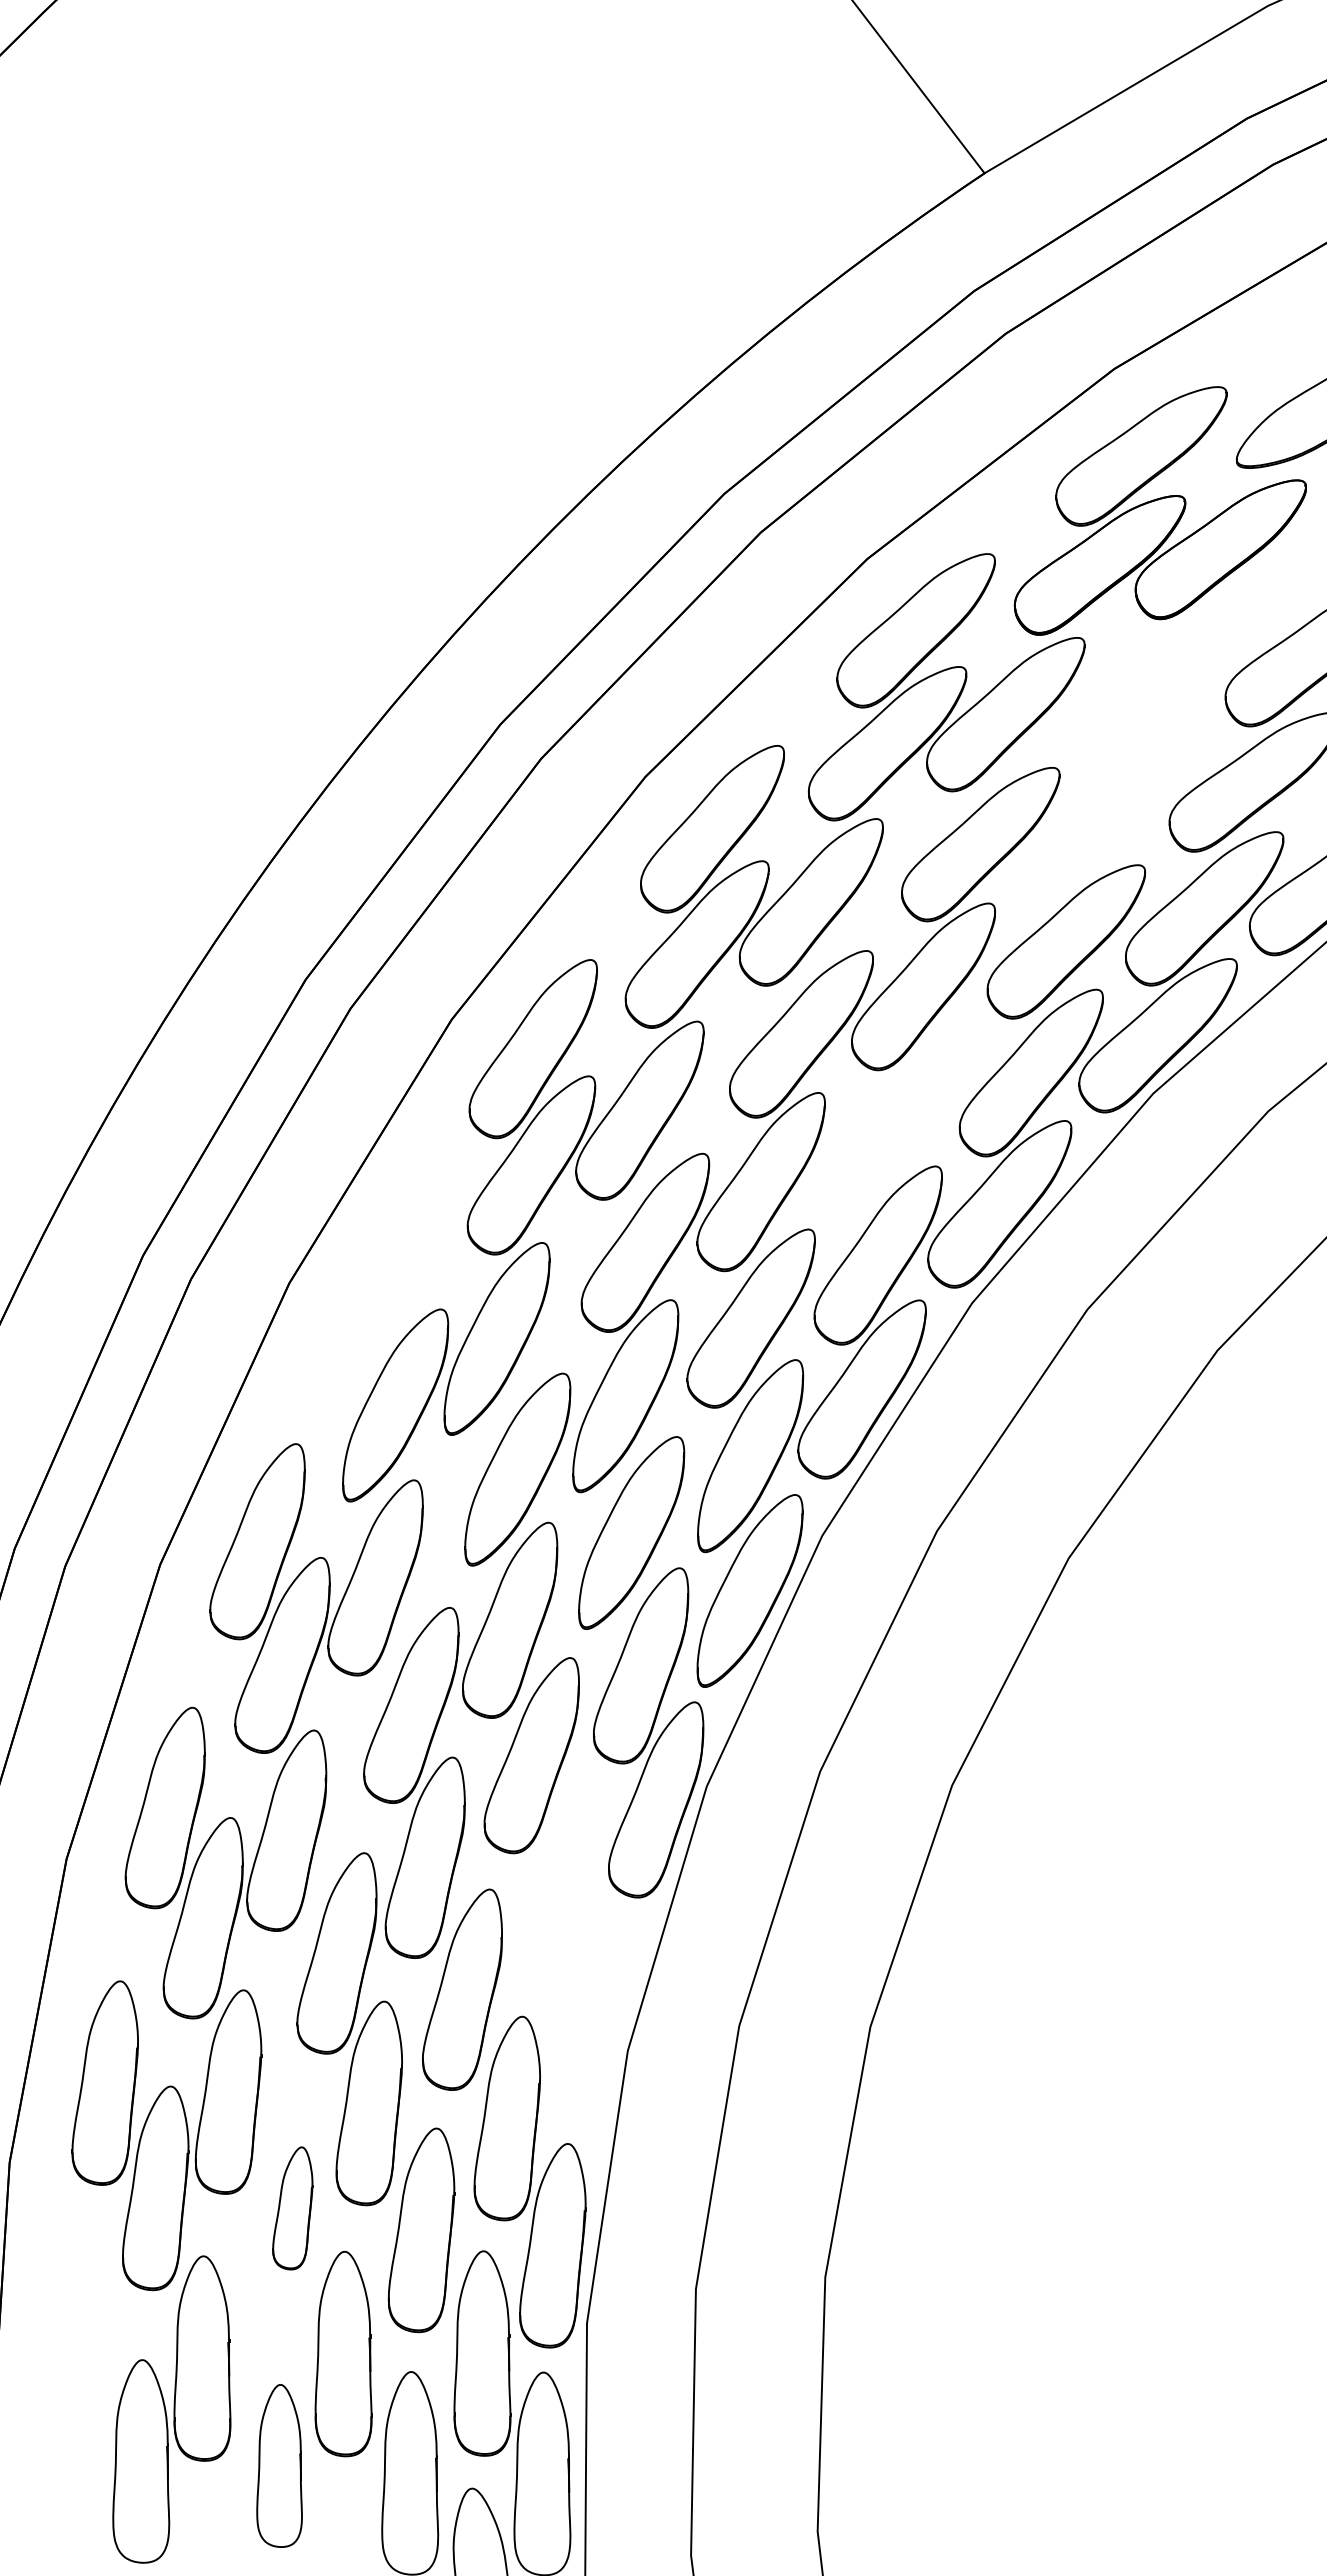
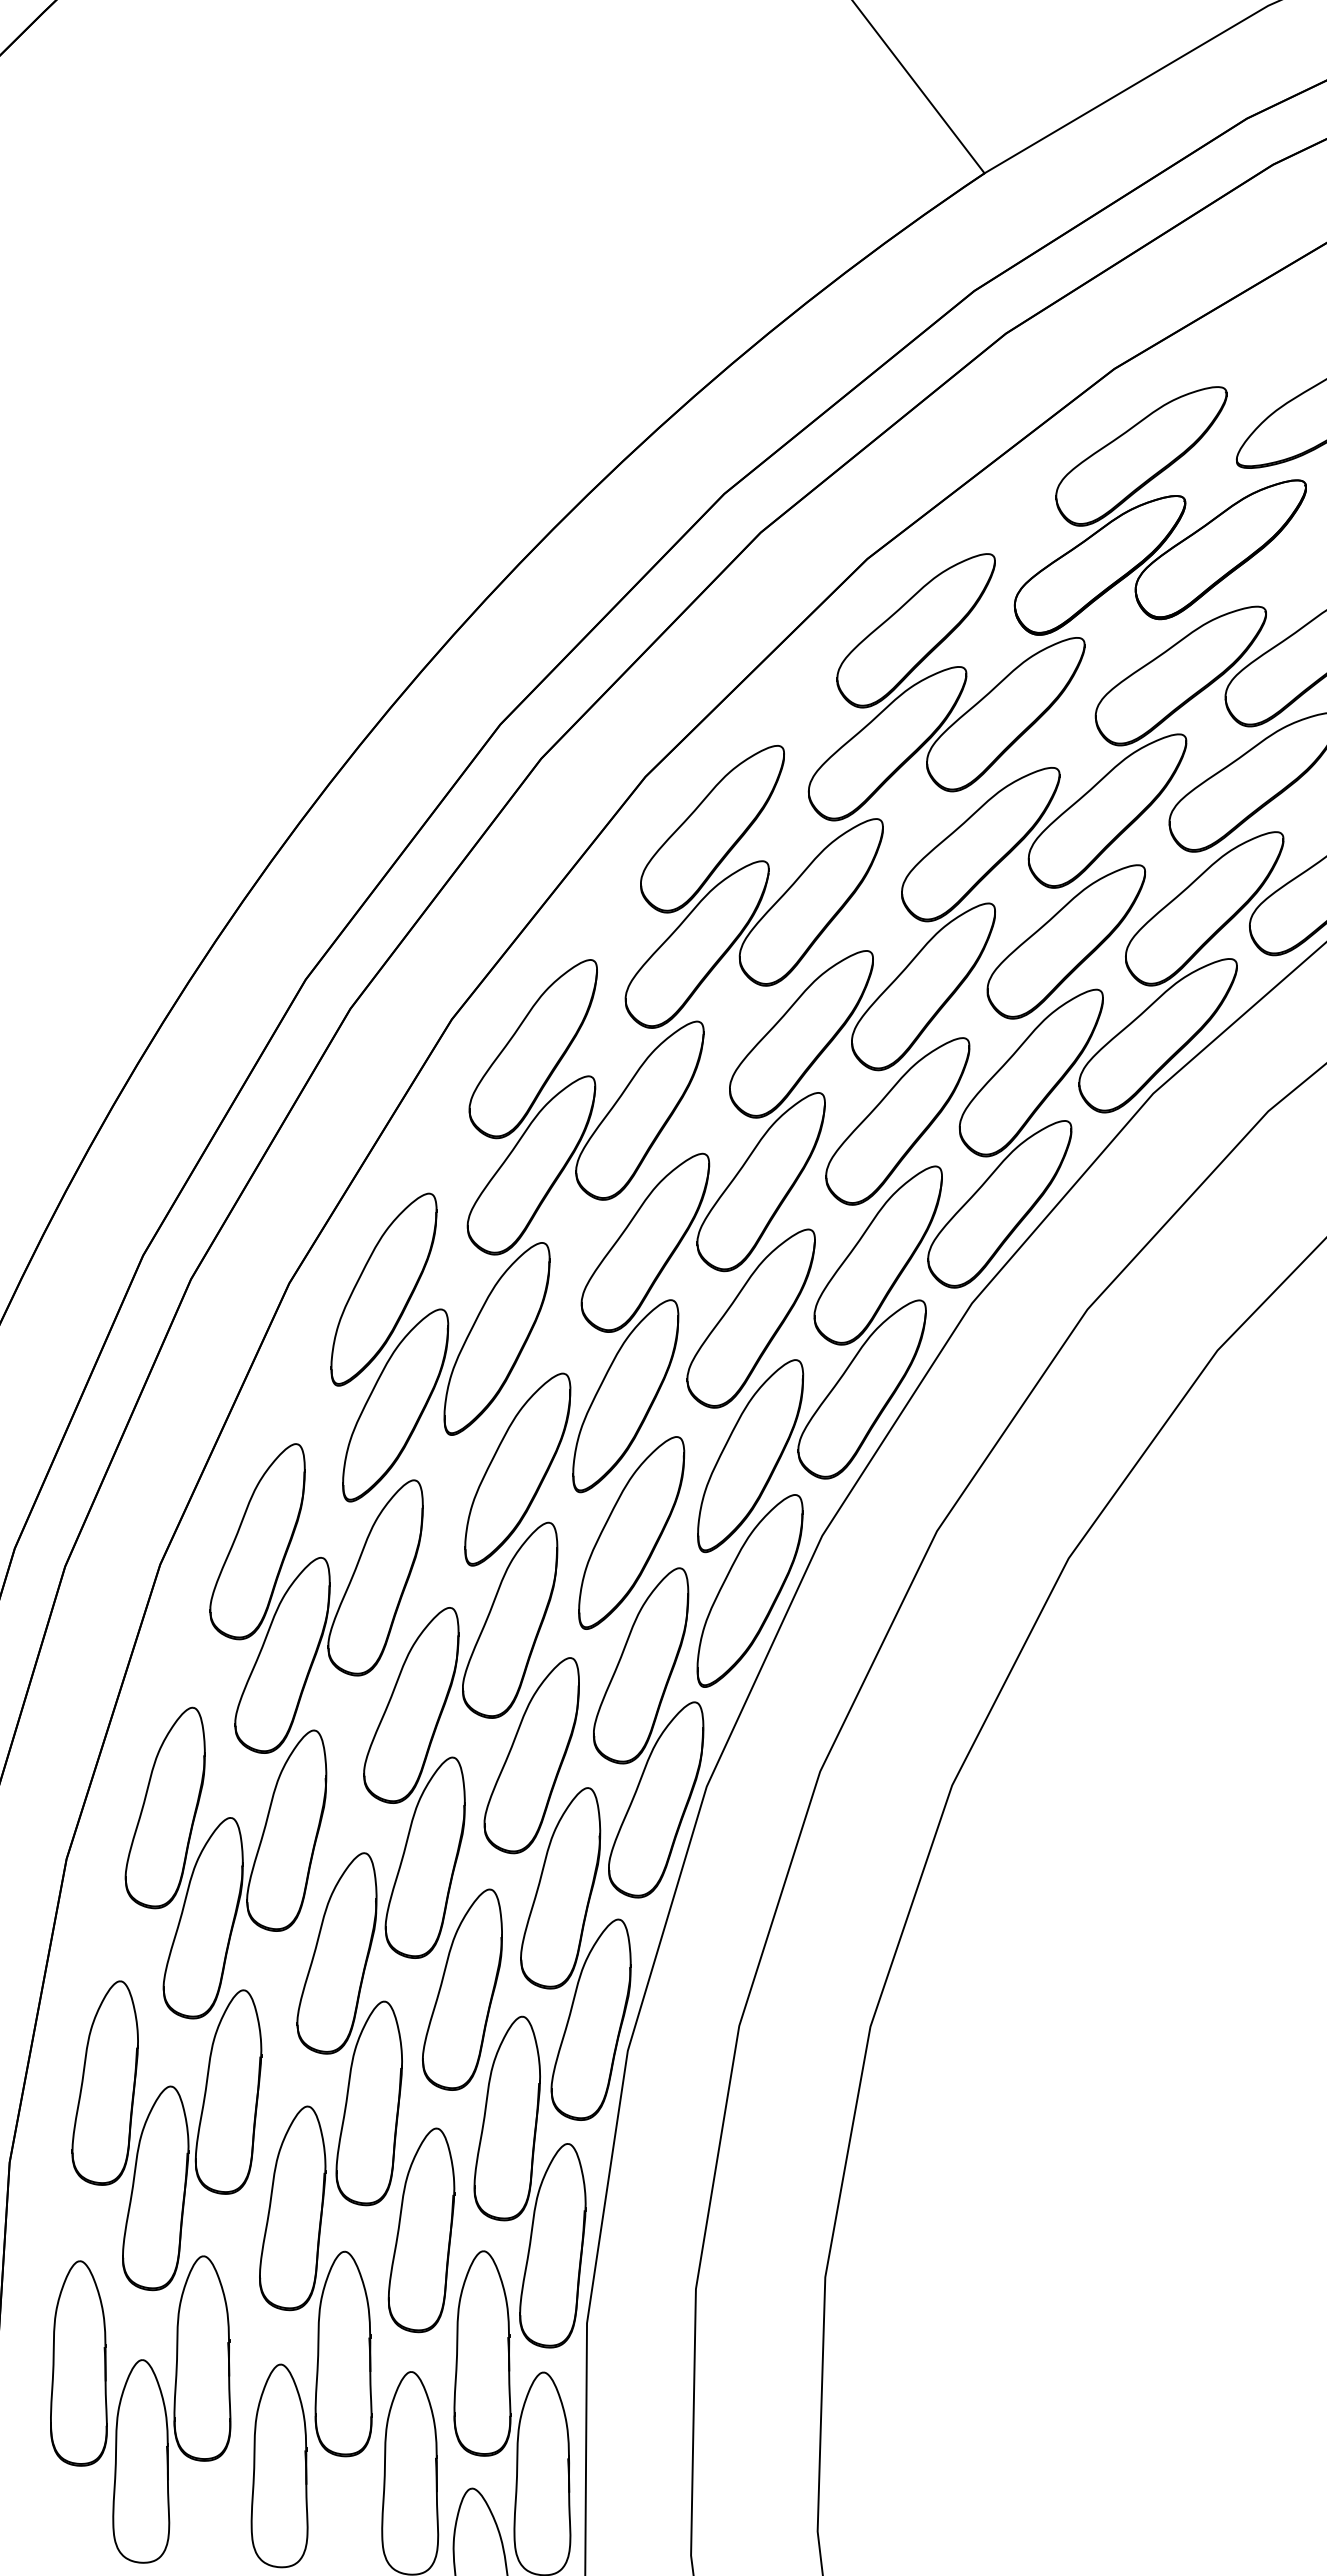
part: none -> present (1146, 746)
part: none -> present (897, 1121)
part: none -> present (383, 1289)
part: none -> present (575, 1953)
part size: 42x125 px -> 68x207 px (292, 2208)
part: none -> present (78, 2363)
part size: 47x164 px -> 59x206 px (279, 2465)
